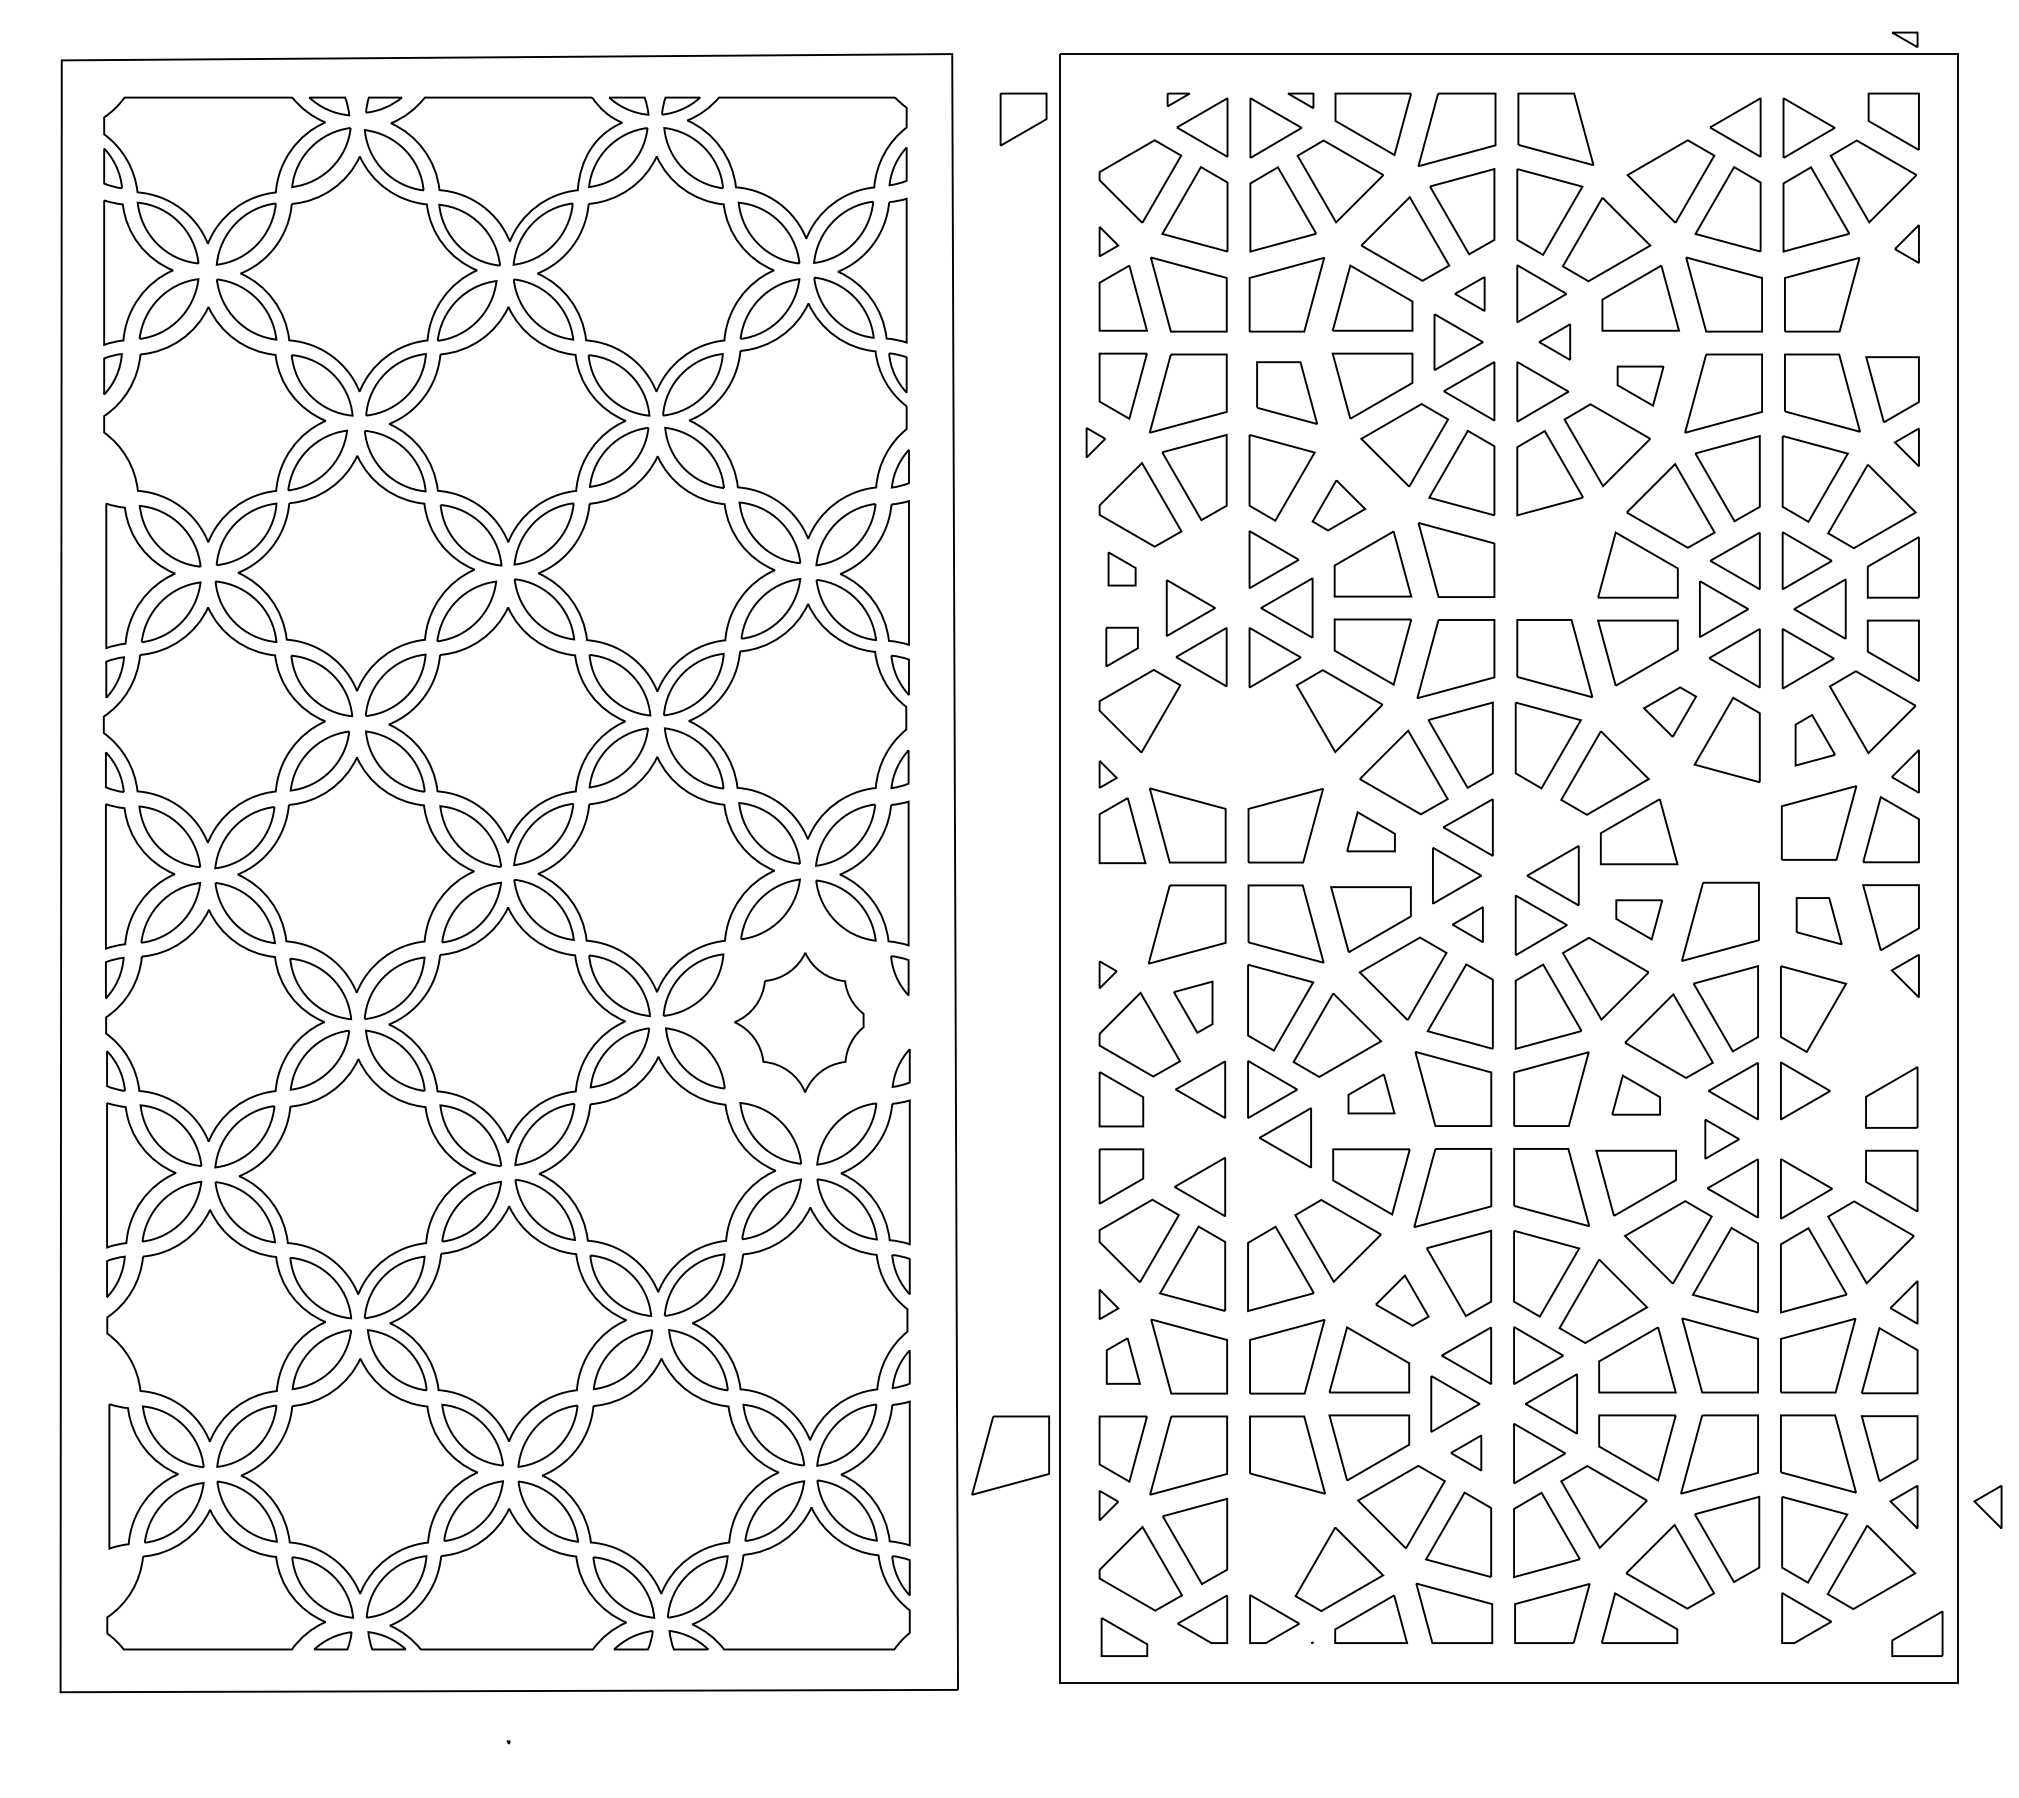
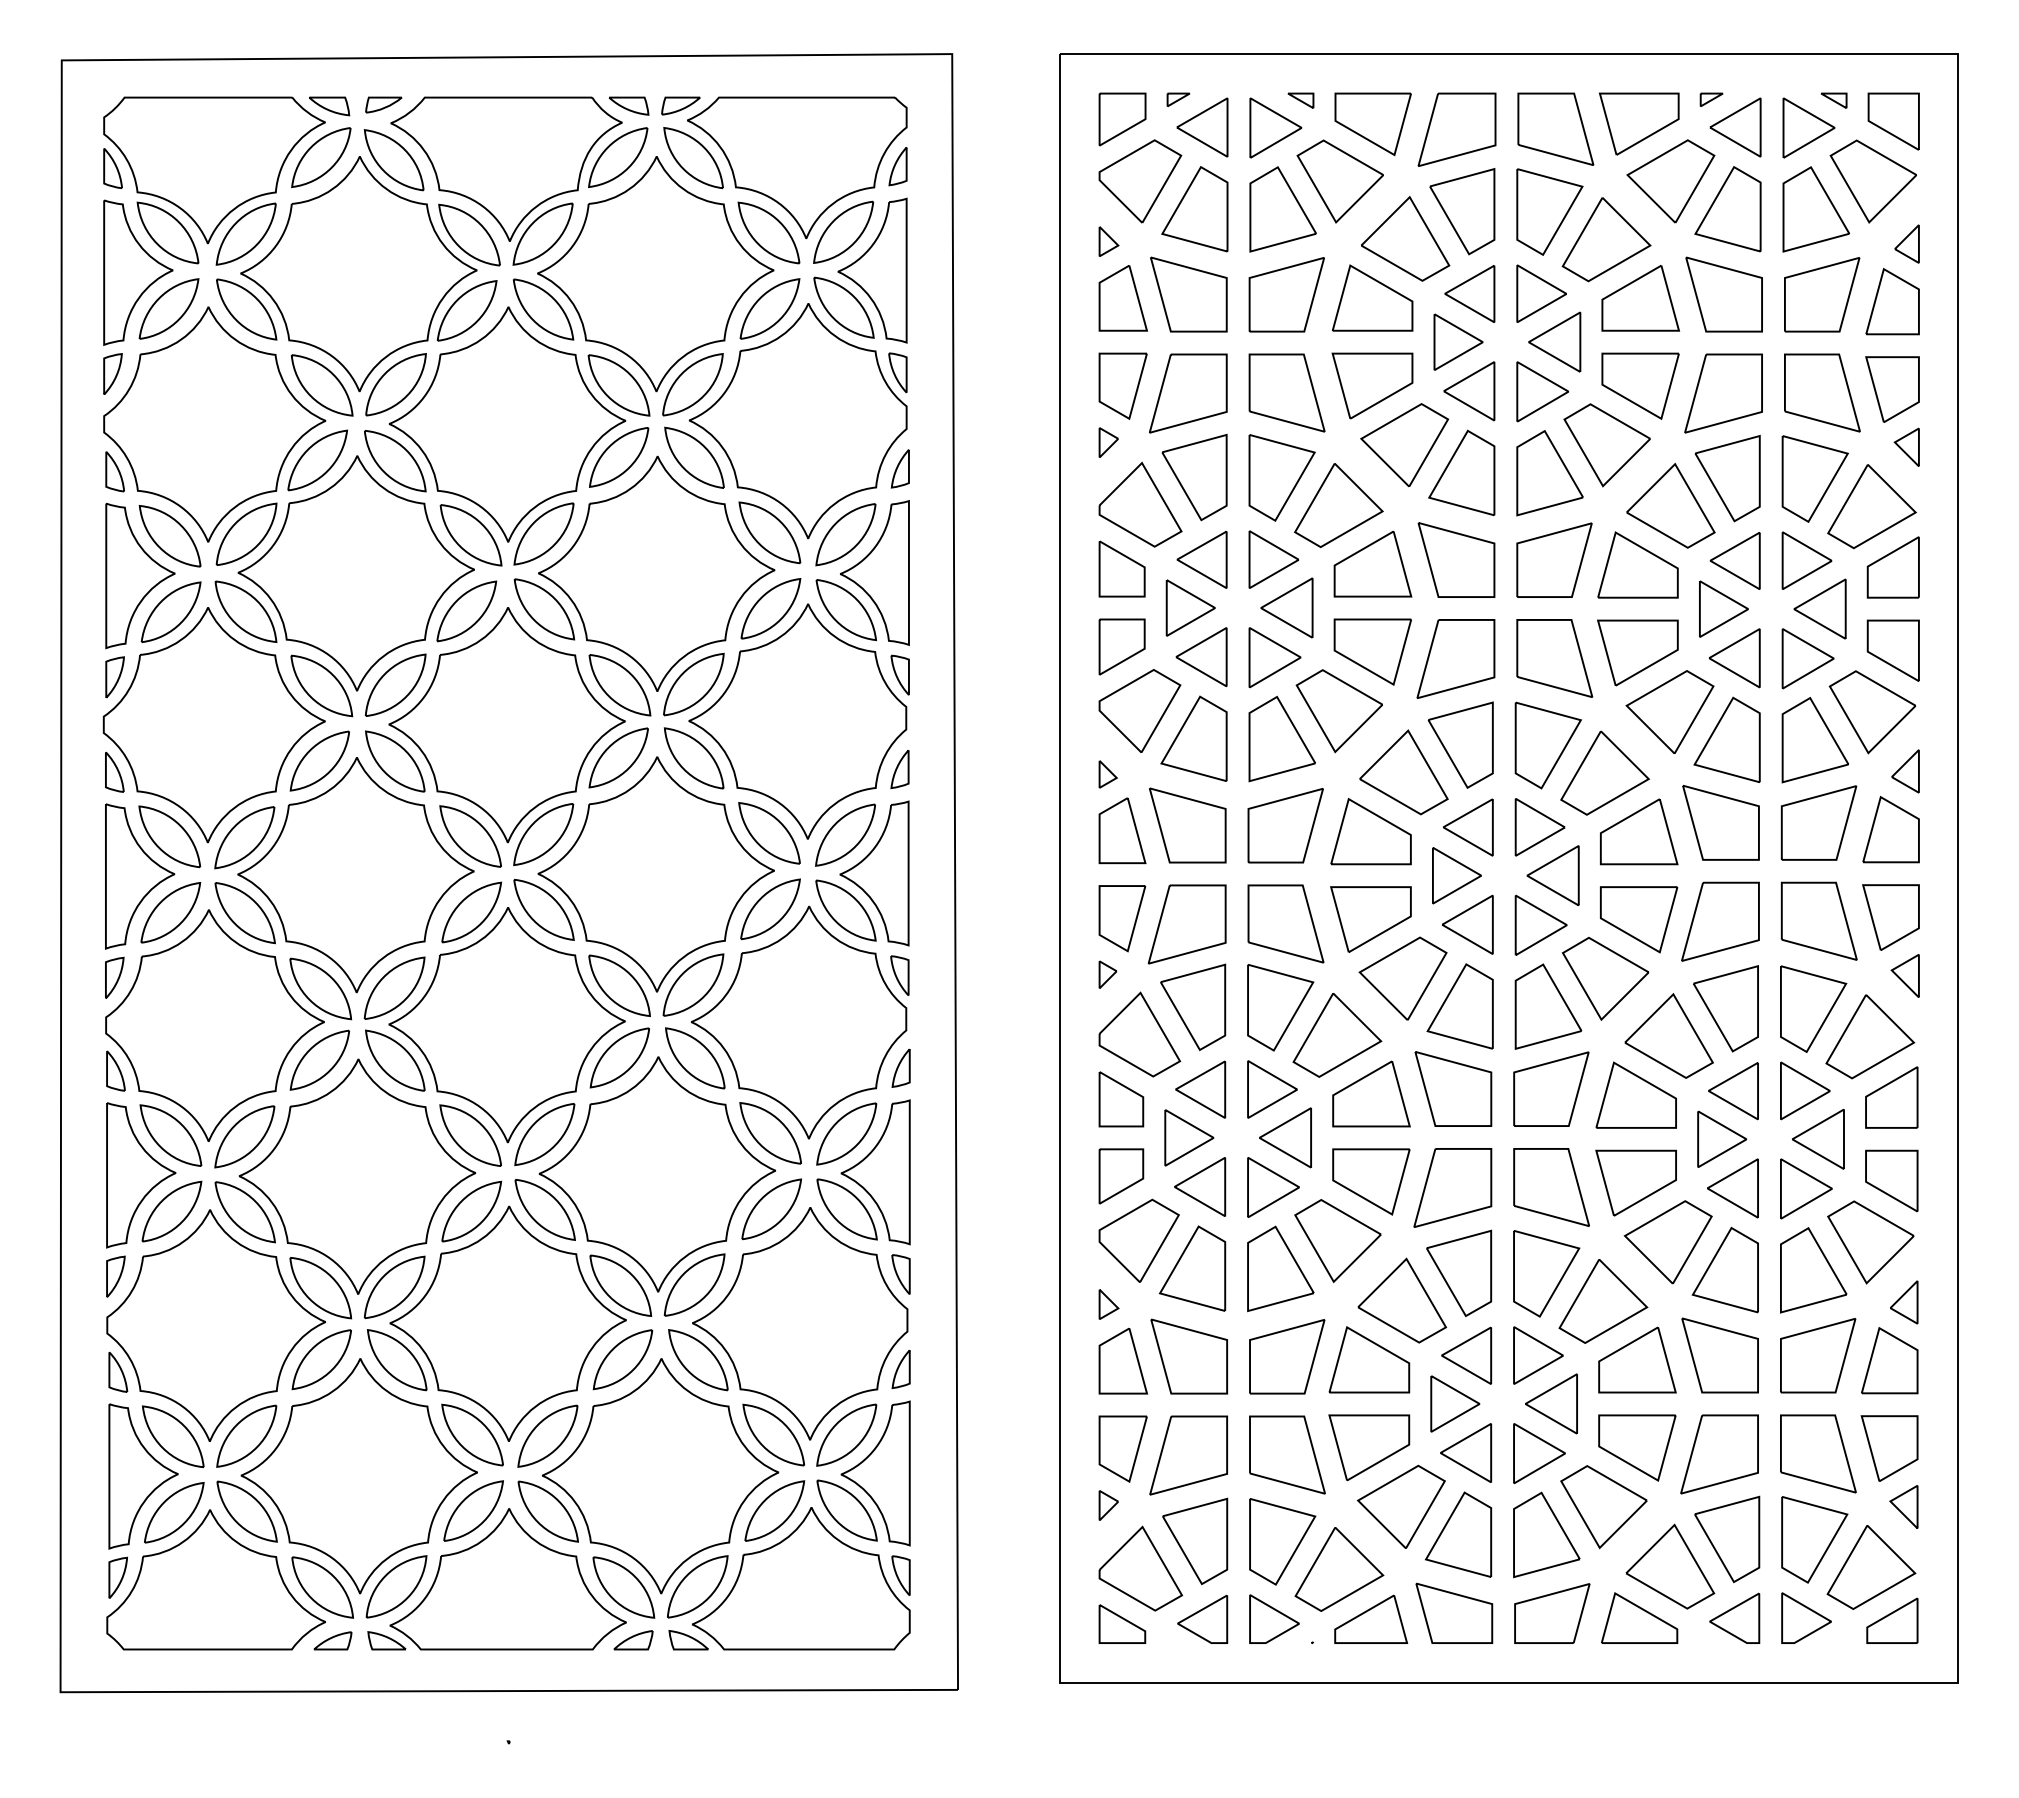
part position: (1904, 39) -> (1833, 100) (1833, 100)
part: none -> present (1711, 99)
part position: (1023, 119) -> (1122, 119) (1122, 119)
part: none -> present (1639, 123)
part size: 32x36 px -> 52x58 px (1469, 293)
part: none -> present (1892, 301)
part size: 34x38 px -> 54x62 px (1554, 341)
part size: 49x42 px -> 79x68 px (1640, 385)
part size: 62x64 px -> 78x80 px (1286, 392)
part position: (1095, 442) -> (1108, 442) (1108, 442)
part: none -> present (114, 471)
part size: 56x52 px -> 90x85 px (1338, 505)
part: none -> present (1201, 559)
part: none -> present (1554, 559)
part size: 30x36 px -> 48x58 px (1121, 568)
part size: 34x42 px -> 48x58 px (1121, 646)
part size: 56x52 px -> 90x84 px (1669, 711)
part: none -> present (1193, 738)
part: none -> present (1281, 738)
part size: 42x53 px -> 68x87 px (1814, 740)
part: none -> present (1720, 822)
part: none -> present (1539, 827)
part size: 50x42 px -> 82x68 px (1370, 831)
part: none -> present (1122, 918)
part size: 48x42 px -> 79x68 px (1639, 919)
part size: 48x49 px -> 78x80 px (1818, 920)
part size: 32x37 px -> 52x61 px (1467, 924)
part size: 41x54 px -> 67x88 px (1193, 1006)
part size: 131x141 px -> 217x235 px (799, 1022)
part: none -> present (1870, 1036)
part size: 49x42 px -> 79x68 px (1371, 1093)
part size: 50x42 px -> 82x68 px (1635, 1094)
part: none -> present (1189, 1137)
part: none -> present (1818, 1138)
part size: 36x41 px -> 50x58 px (1721, 1138)
part: none -> present (1273, 1187)
part size: 55x53 px -> 91x87 px (1402, 1300)
part size: 36x48 px -> 51x68 px (1123, 1360)
part: none -> present (118, 1372)
part size: 33x38 px -> 53x60 px (1466, 1452)
part: present -> none (1010, 1455)
part: present -> none (1987, 1506)
part: none -> present (1282, 1541)
part: none -> present (117, 1577)
part: none -> present (1734, 1617)
part position: (1917, 1633) -> (1892, 1620) (1892, 1620)
part position: (1124, 1636) -> (1122, 1623) (1122, 1623)
